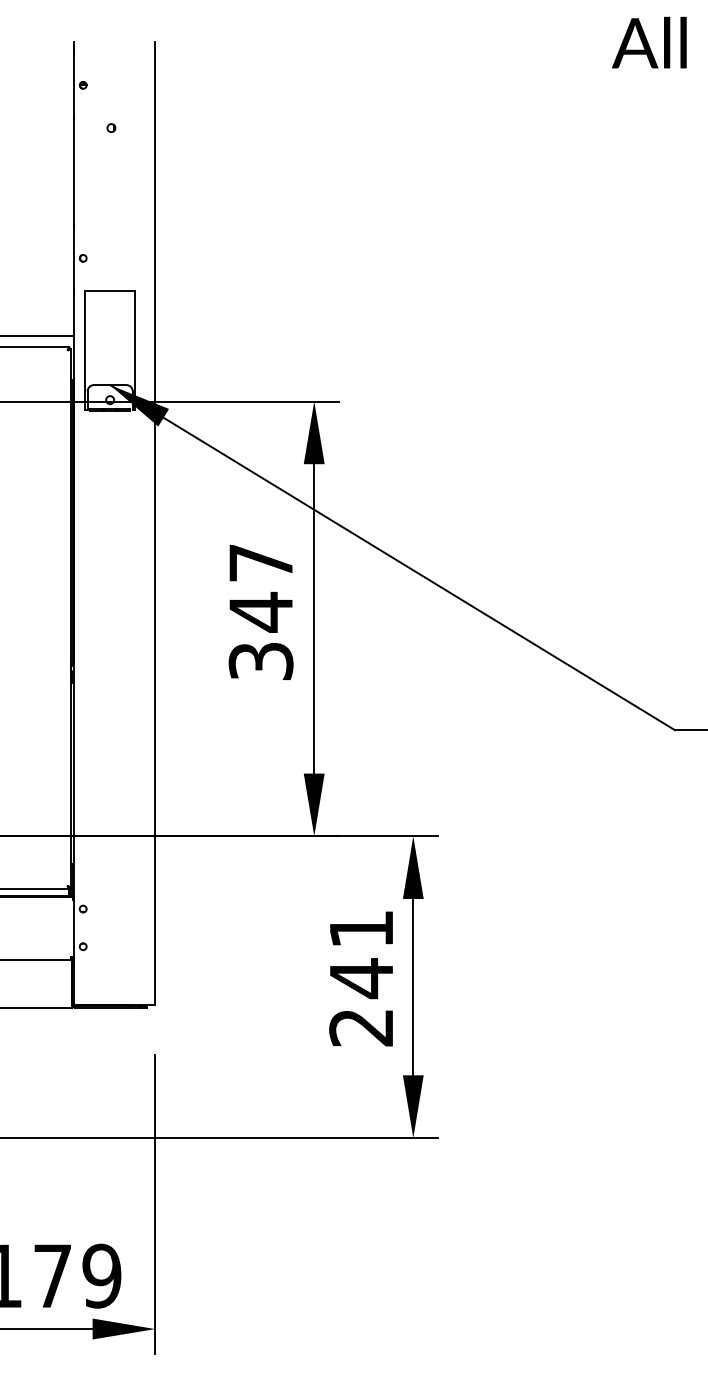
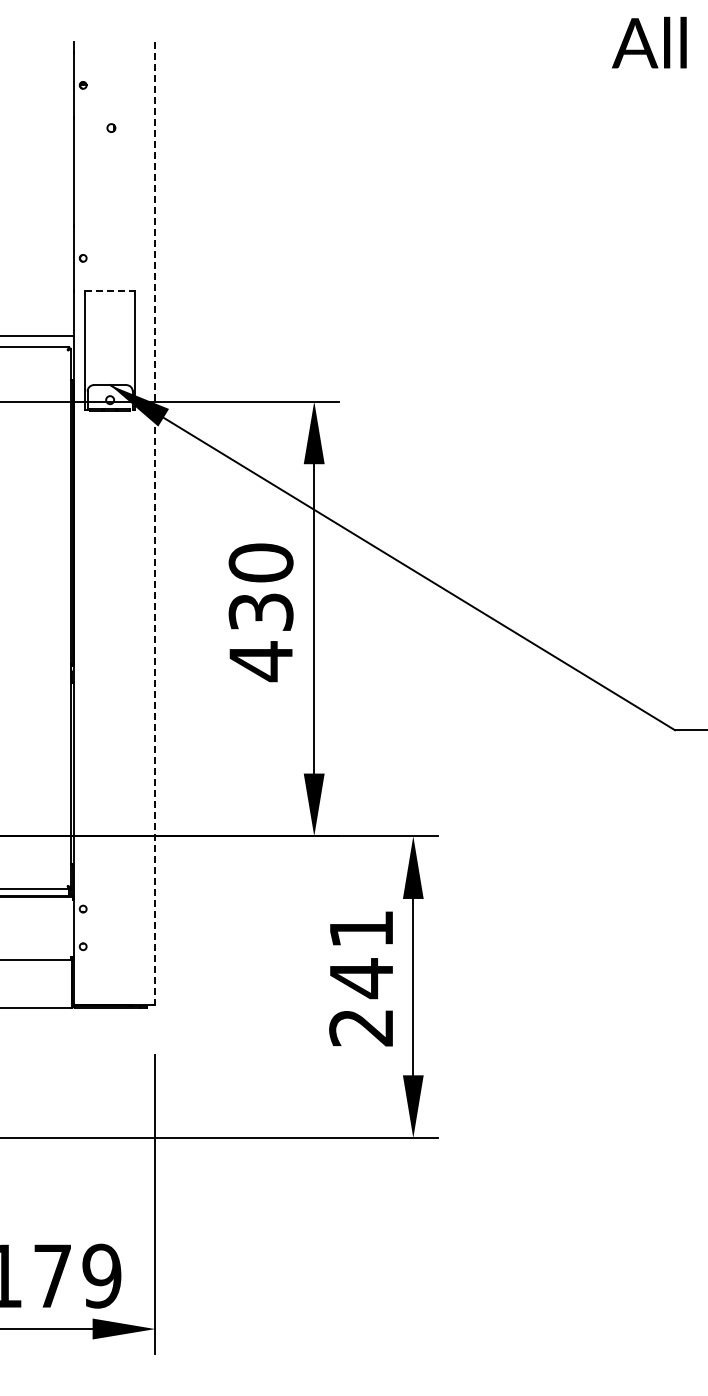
line: solid -> dashed (110, 291)
line: solid -> dashed (155, 523)
text: 347 -> 430 (260, 612)
